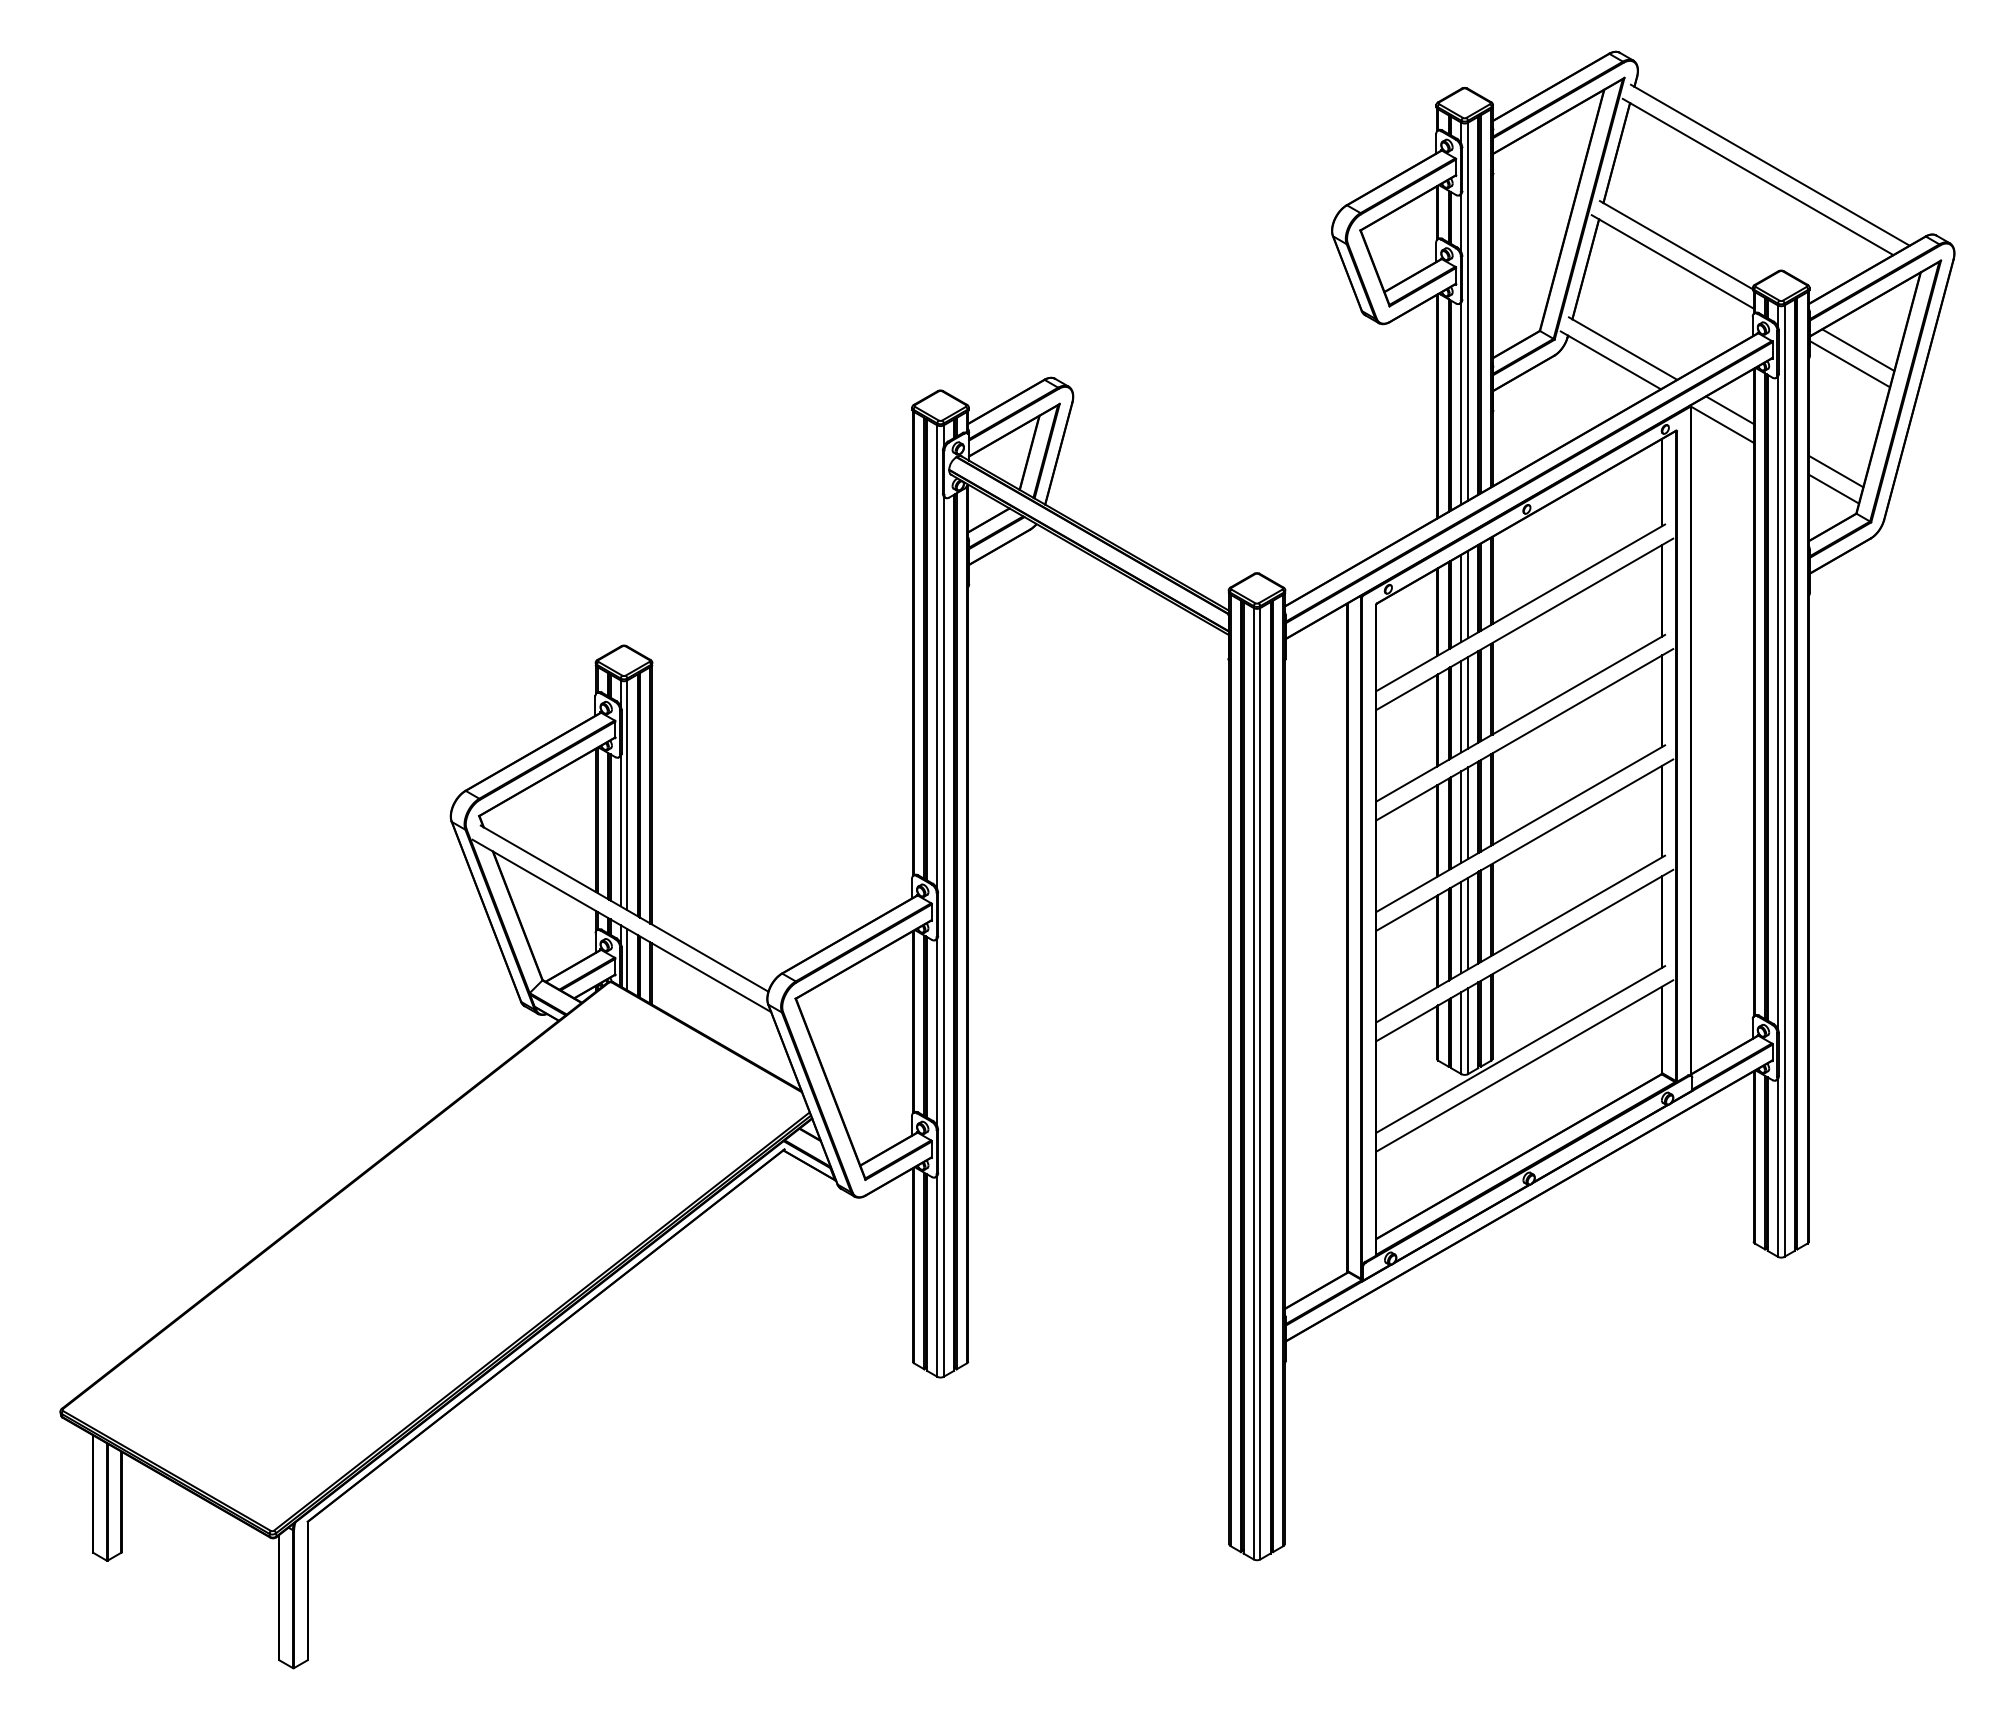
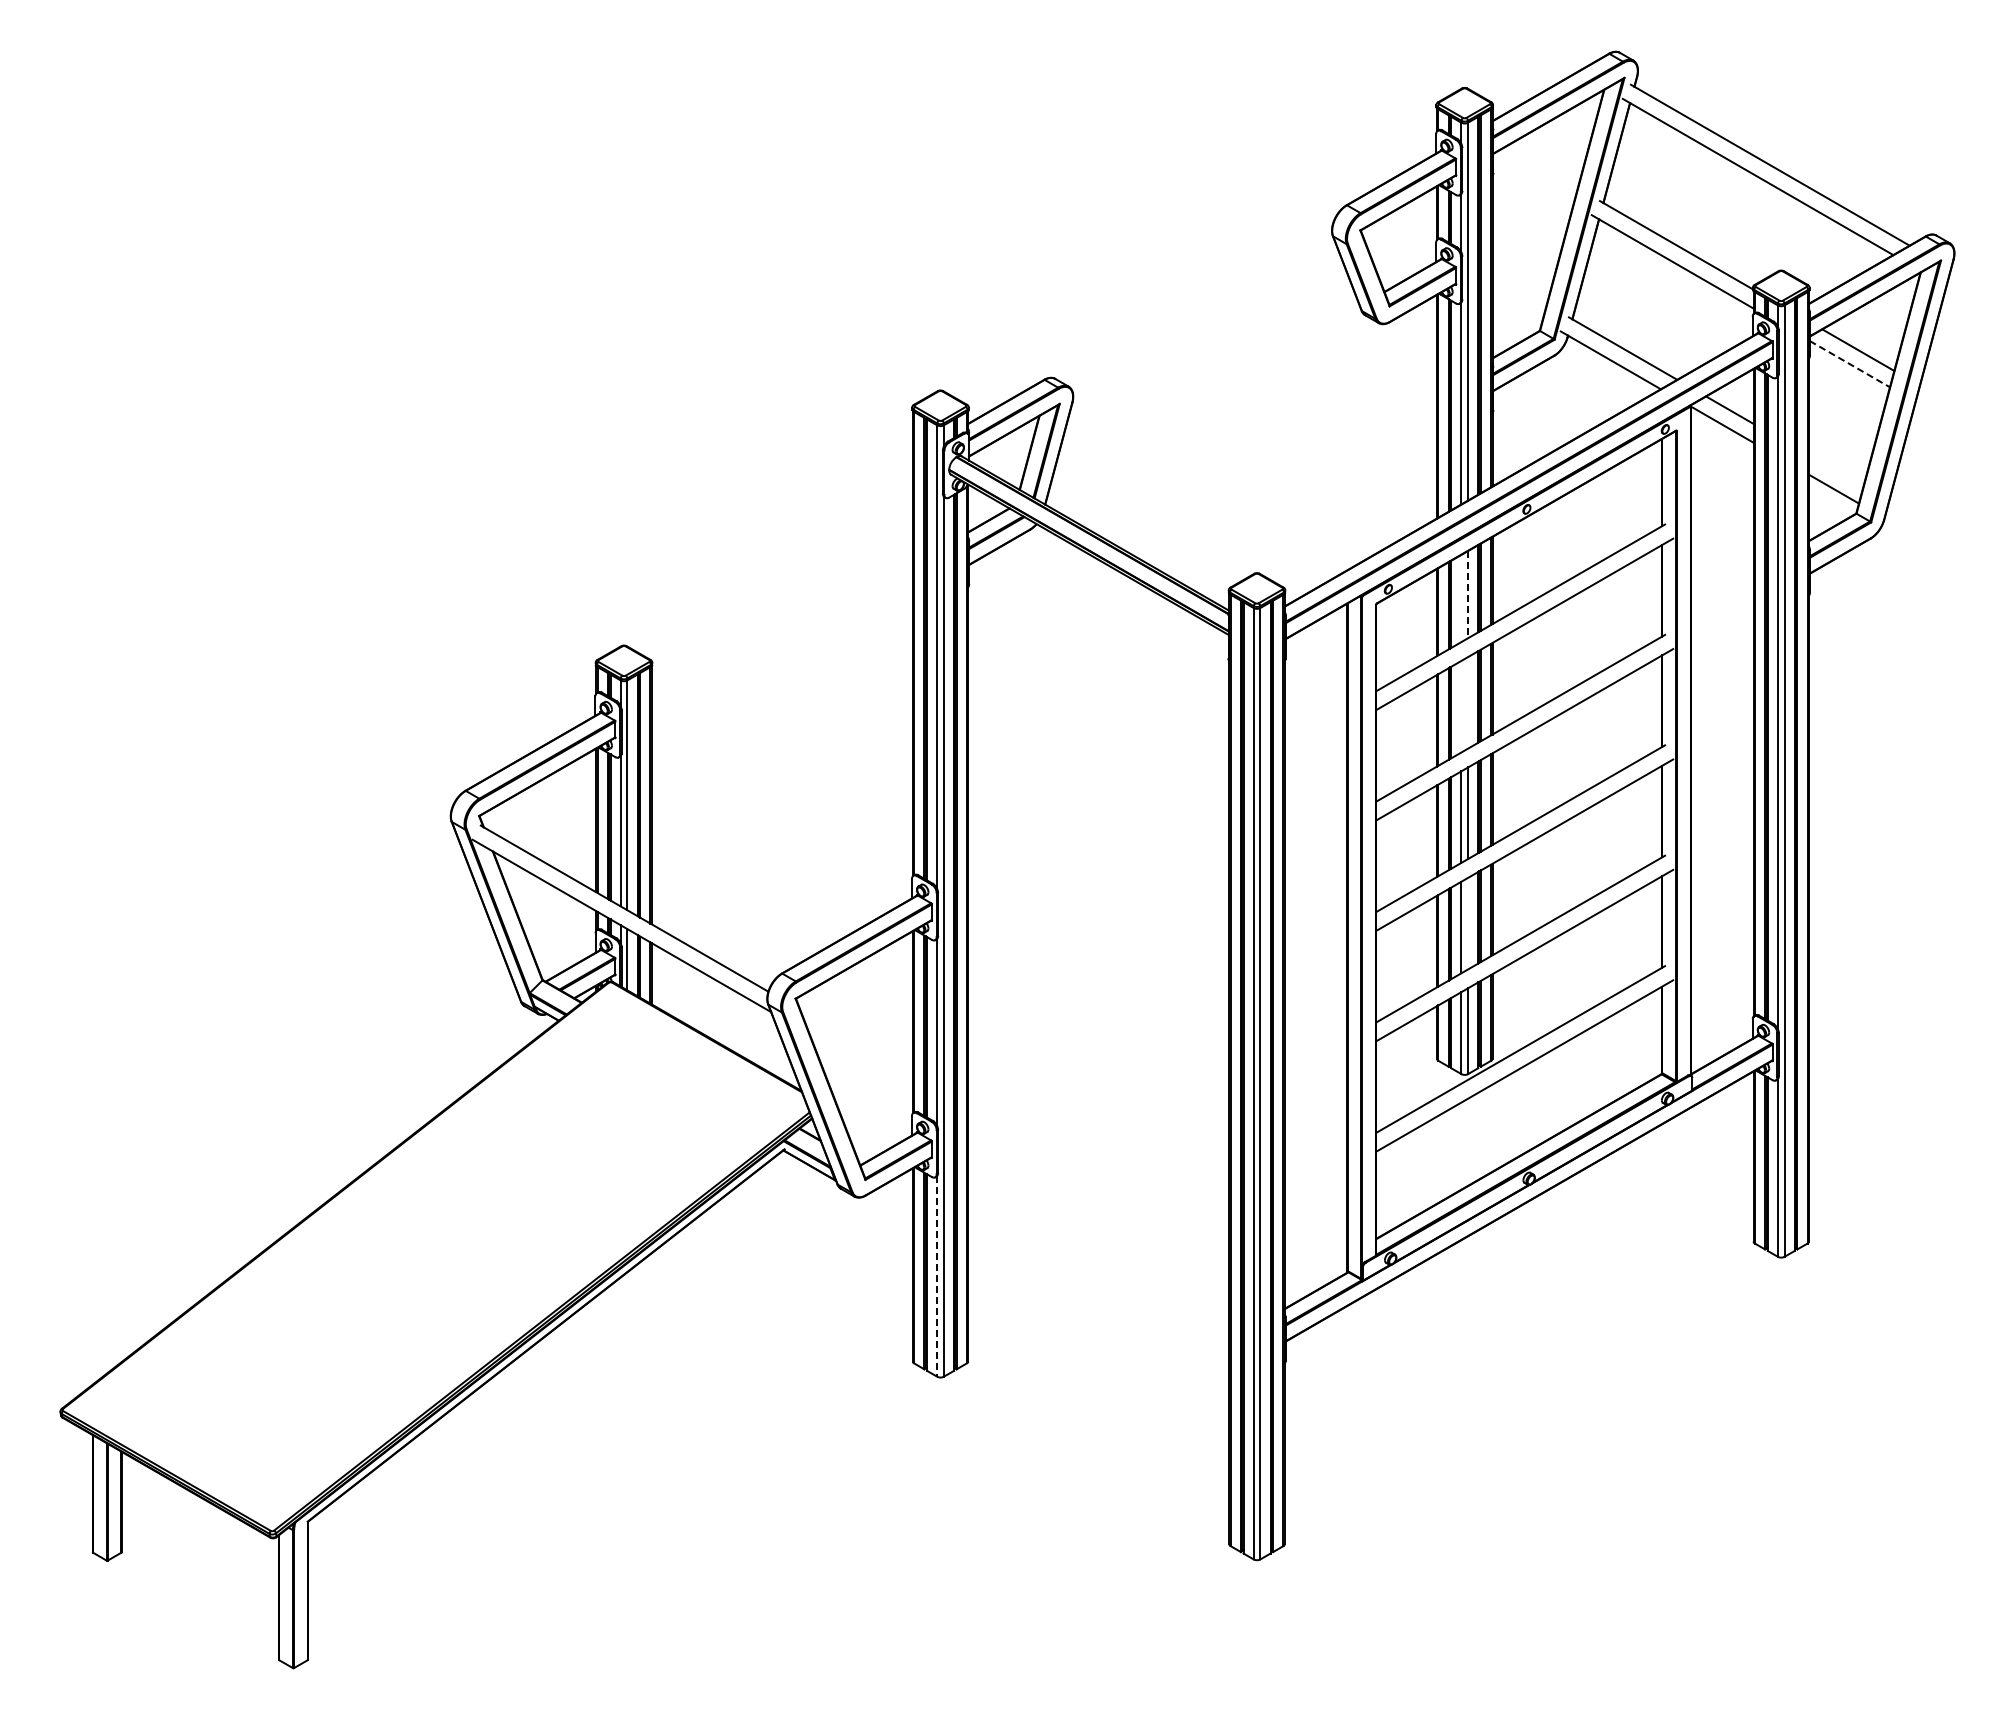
line: solid -> dashed (1850, 364)
line: present -> none (1835, 471)
line: solid -> dashed (1468, 594)
line: present -> none (1461, 598)
line: present -> none (1468, 702)
line: present -> none (1461, 706)
line: present -> none (1468, 923)
line: solid -> dashed (937, 1276)
